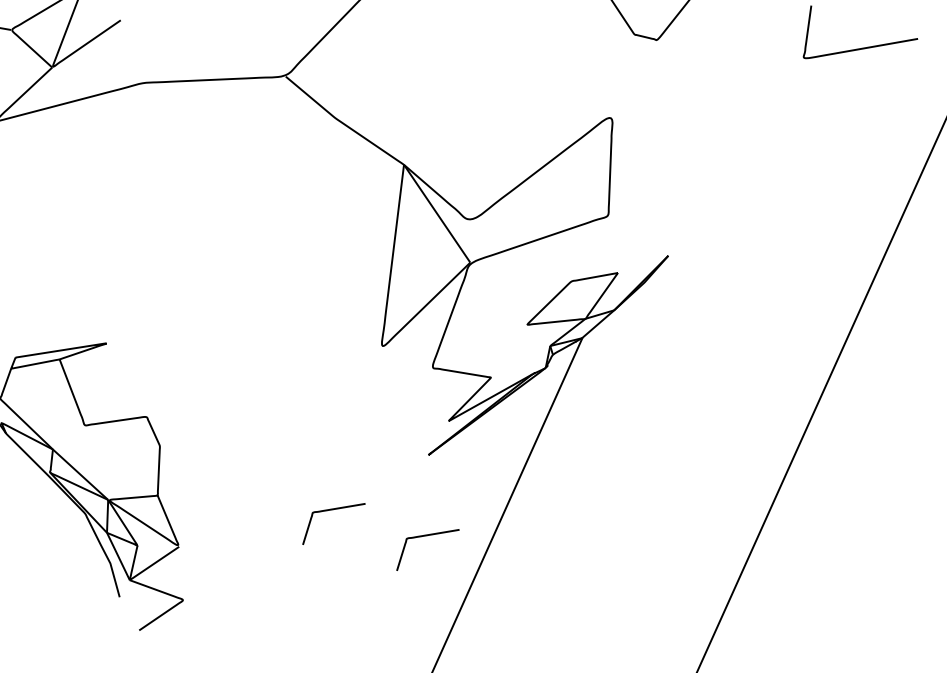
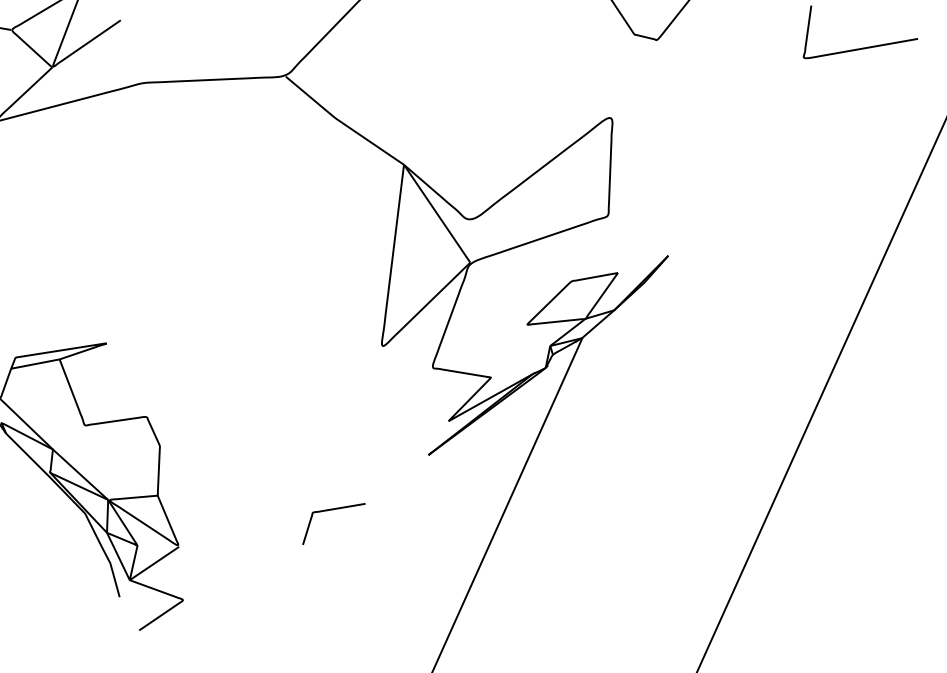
curve: present -> none (427, 536)
